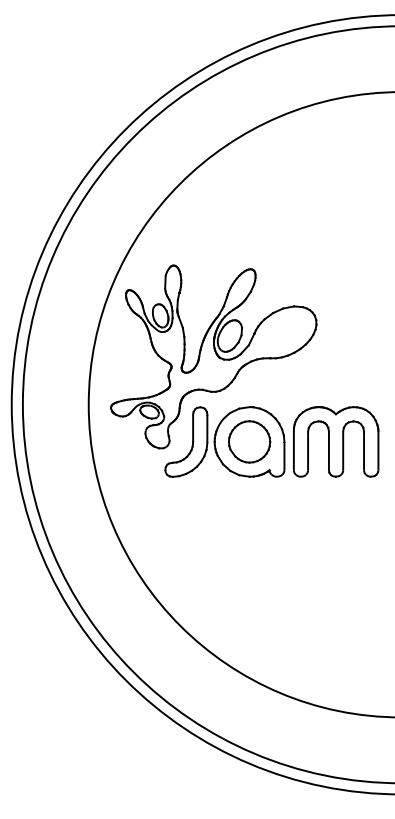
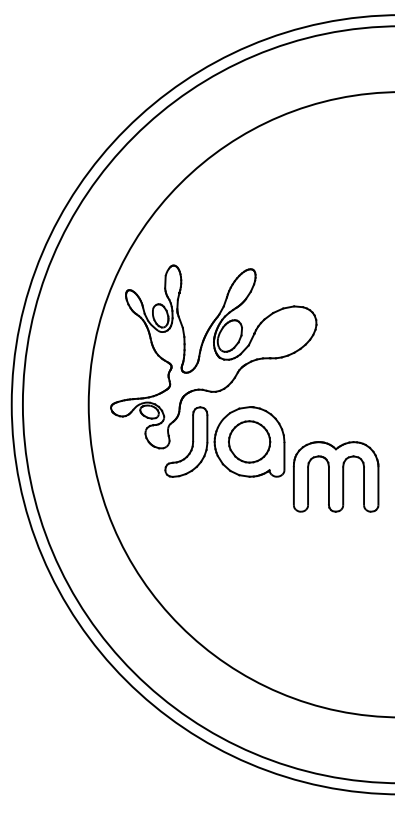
part position: (335, 441) -> (335, 476) (335, 476)
